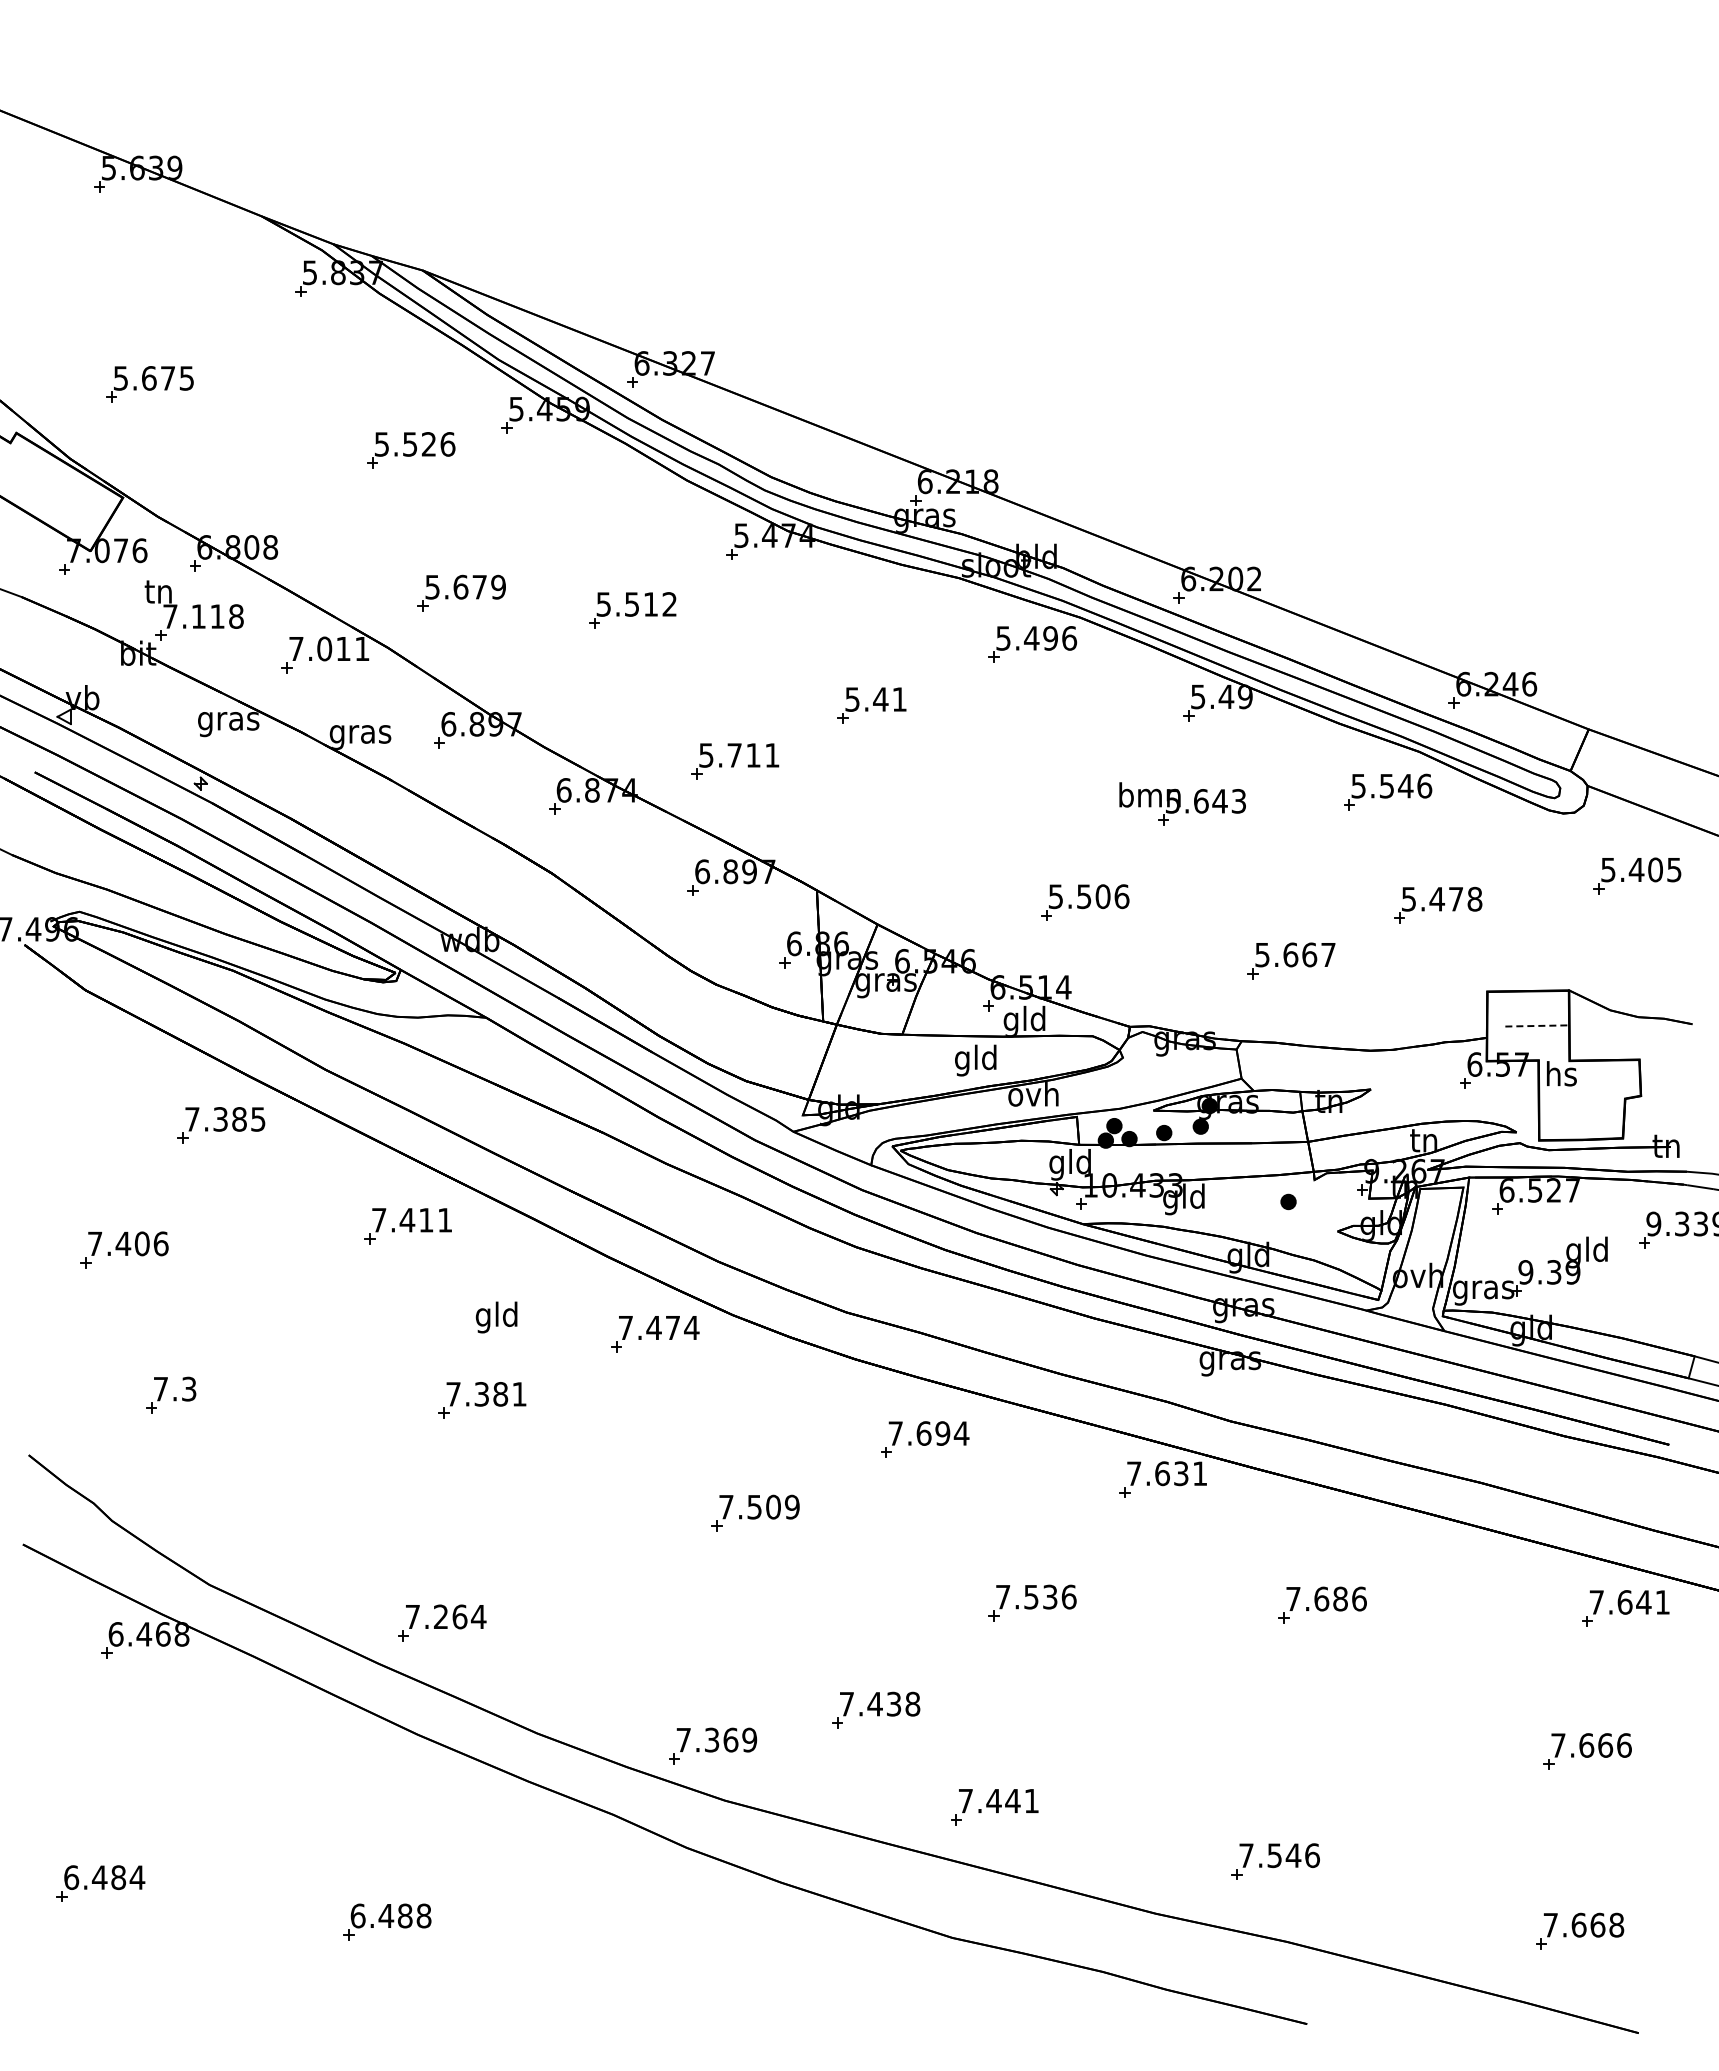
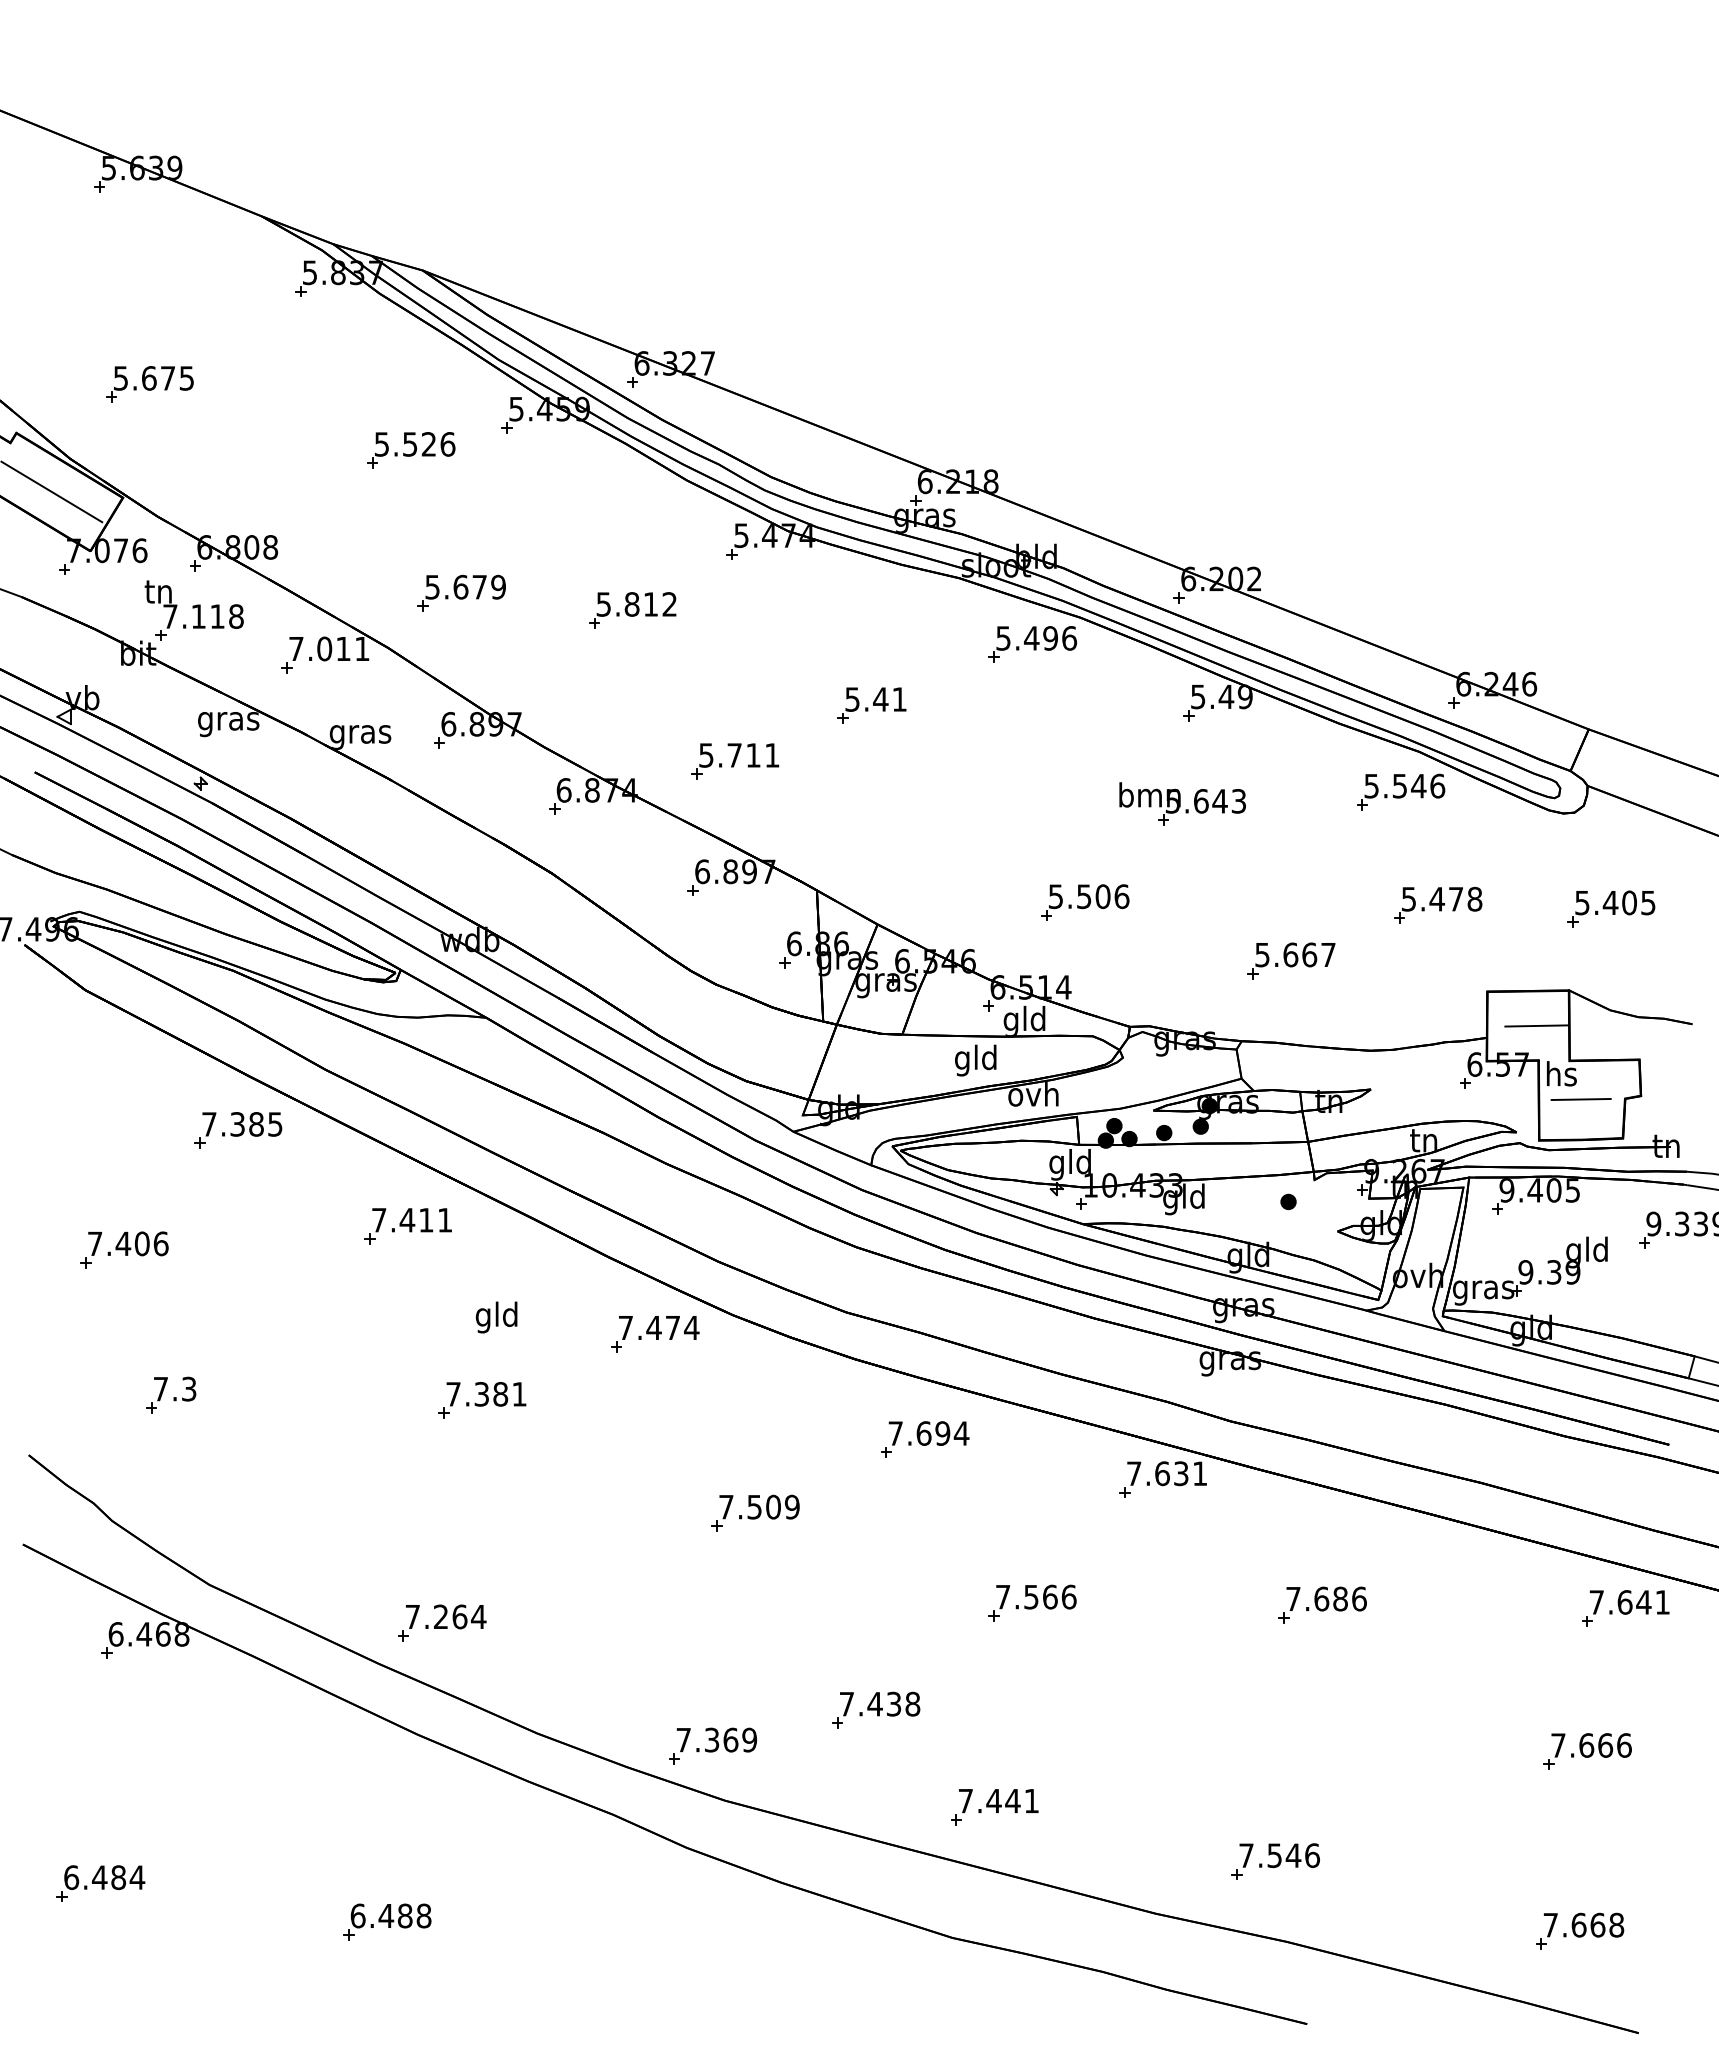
line: none -> present (52, 492)
text: 5.512 -> 5.812 (631, 604)
part position: (1388, 791) -> (1401, 791) (1401, 791)
part position: (1637, 875) -> (1611, 908) (1611, 908)
line: dashed -> solid (1537, 1025)
line: none -> present (1580, 1099)
part position: (221, 1125) -> (238, 1130) (238, 1130)
text: 6.527 -> 9.405 (1539, 1190)
text: 7.536 -> 7.566 (1050, 1596)
